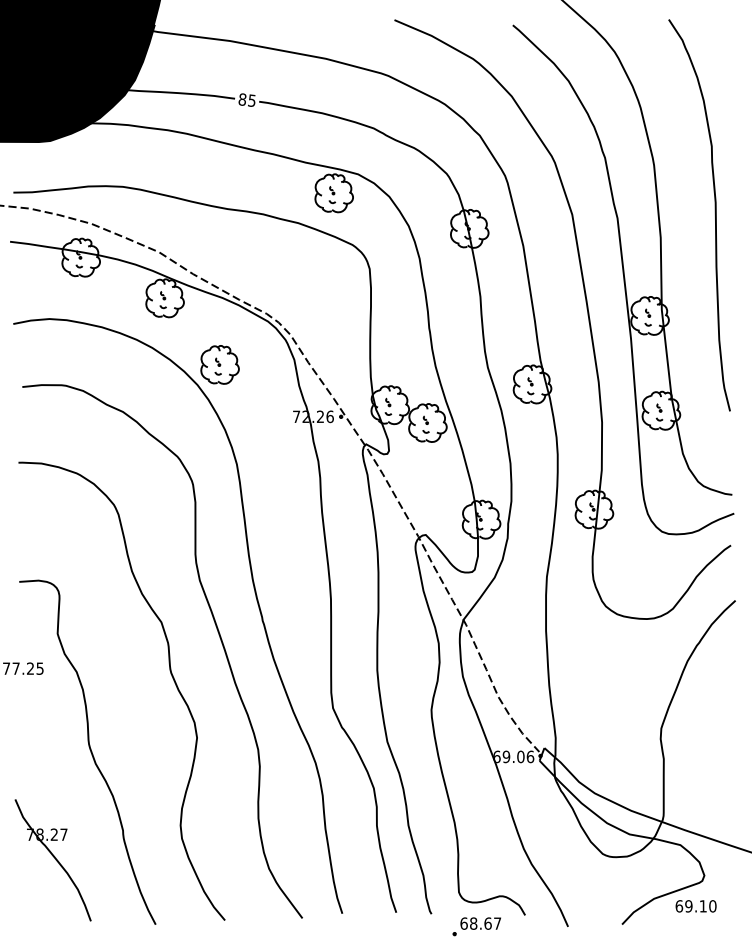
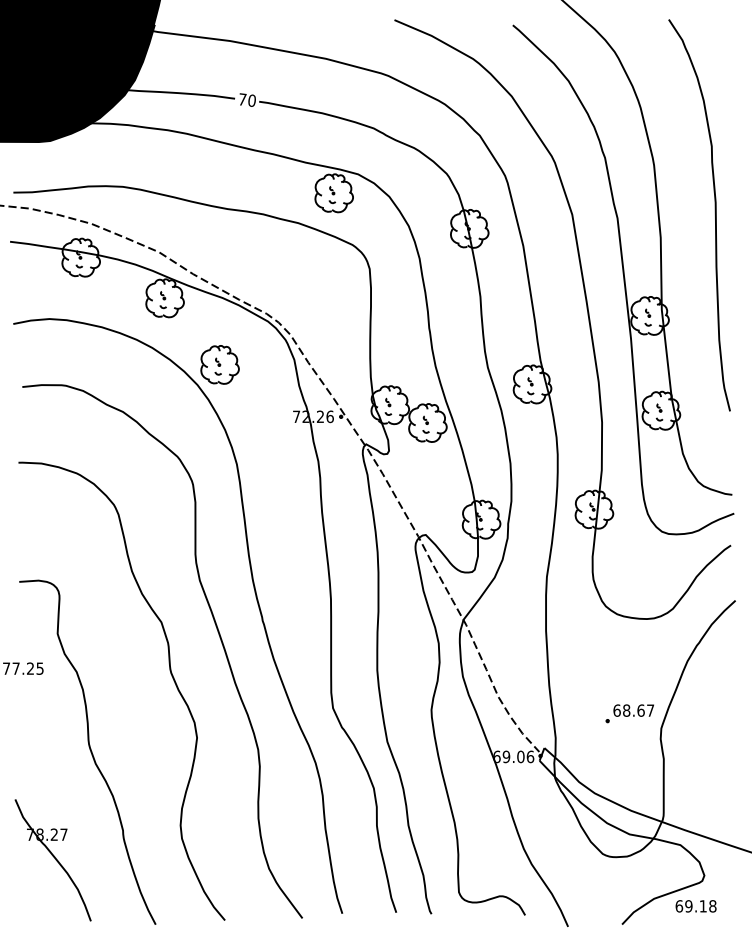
text: 85 -> 70 (246, 99)
text: 69.10 -> 69.18 (712, 906)
part position: (476, 926) -> (629, 713) (629, 713)
